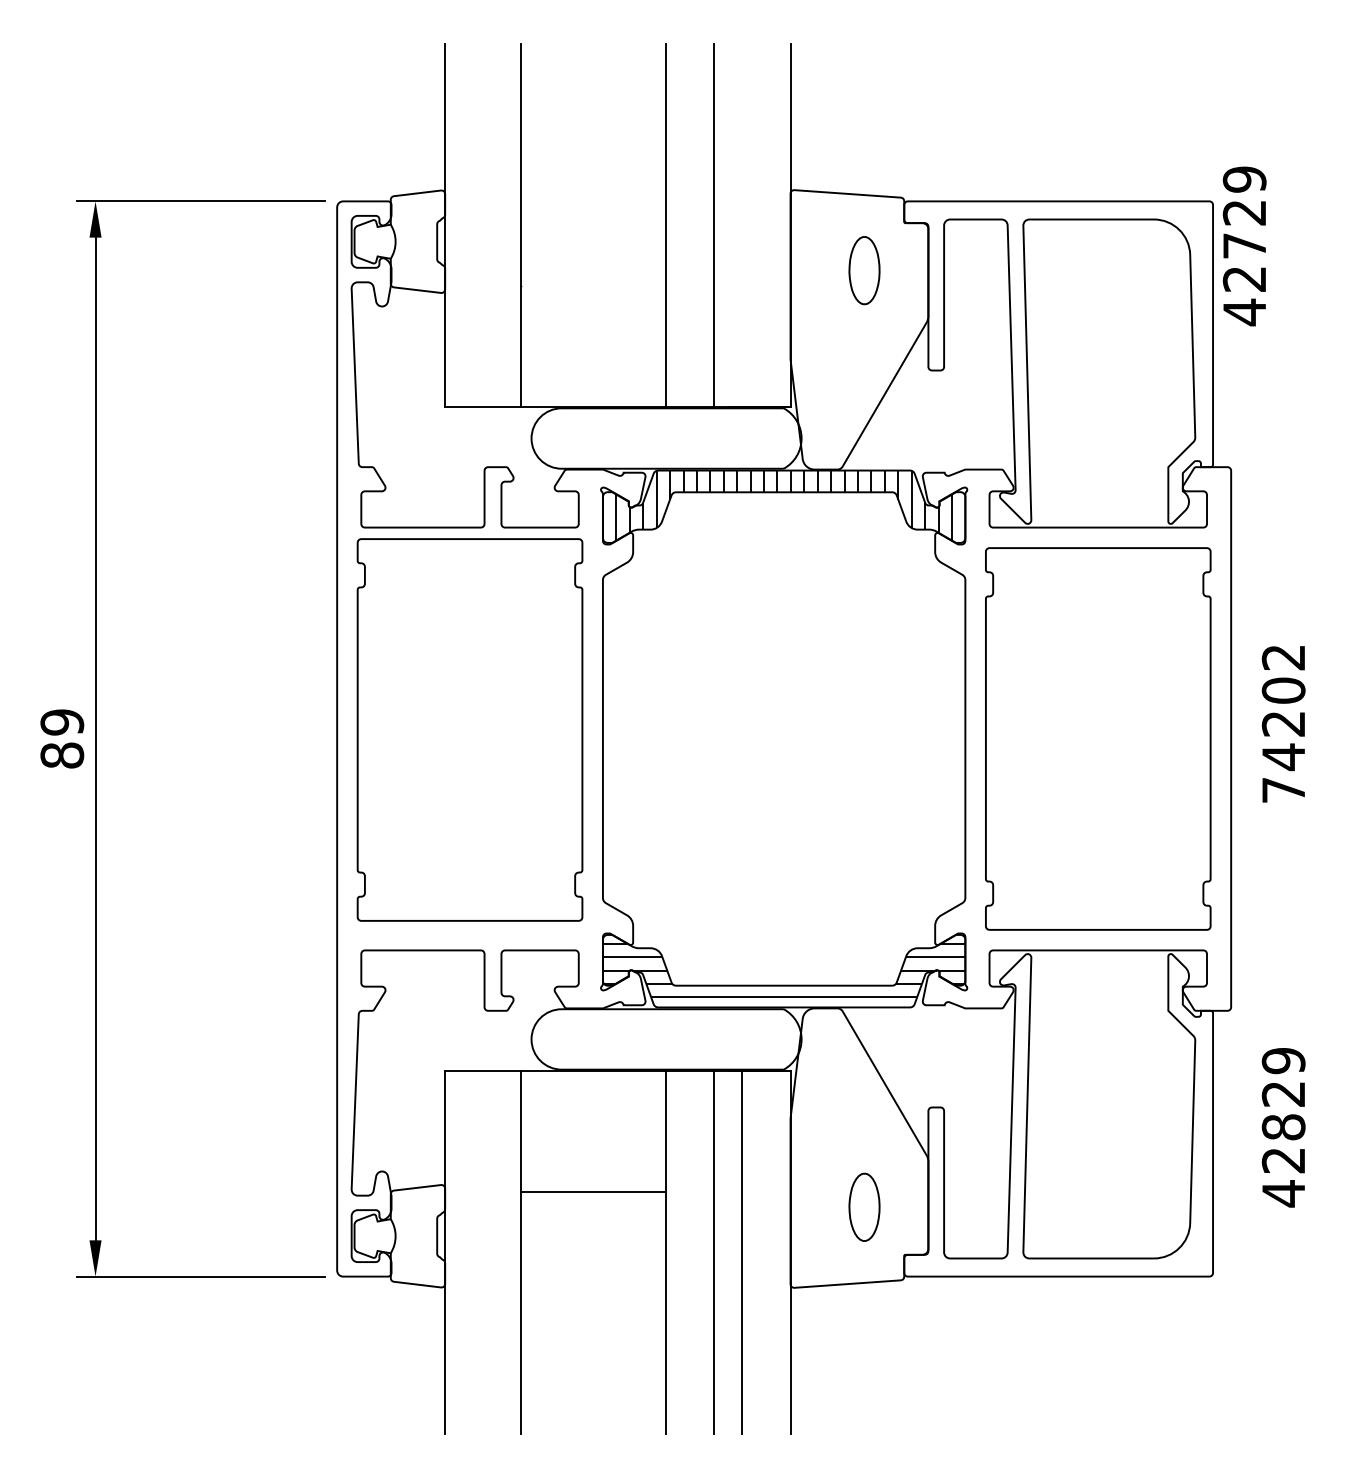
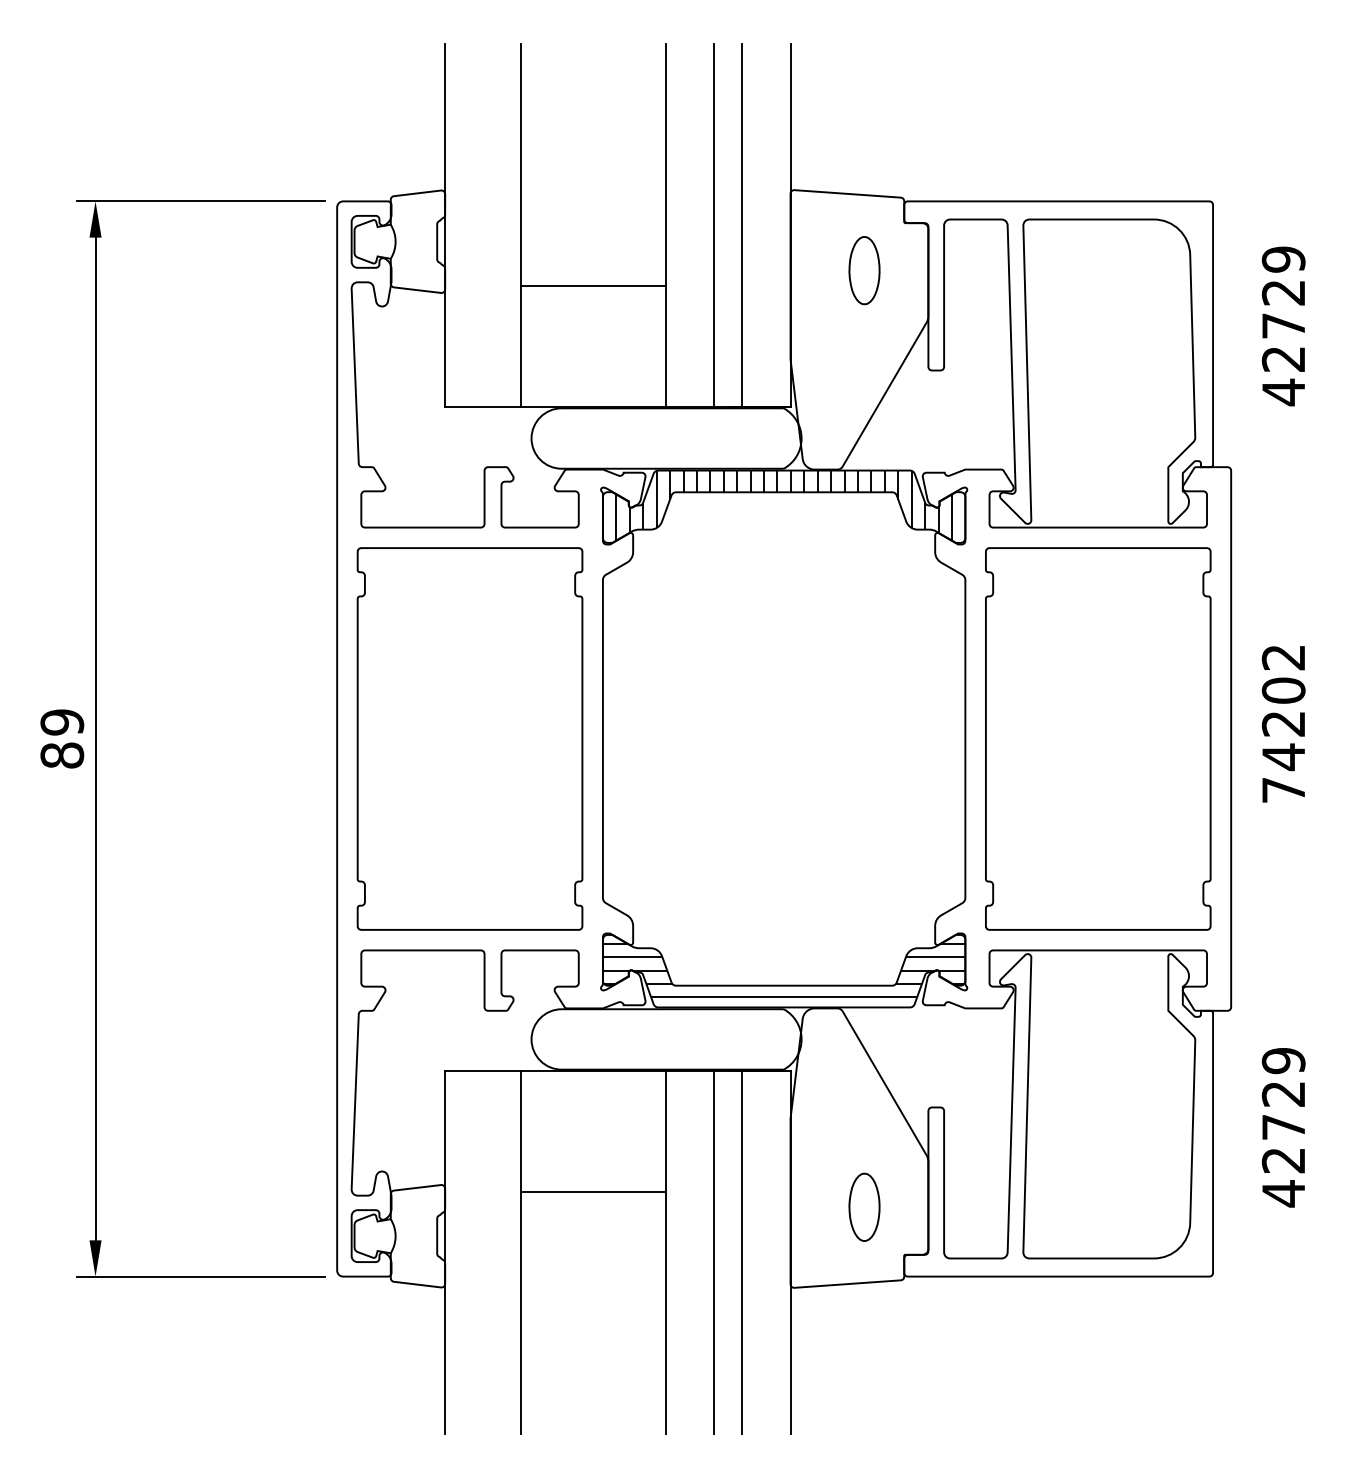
line: none -> present (742, 225)
text position: (1244, 246) -> (1283, 326) (1283, 326)
line: none -> present (593, 285)
part position: (469, 729) -> (469, 738) (469, 738)
text: 42829 -> 42729 (1283, 1127)
